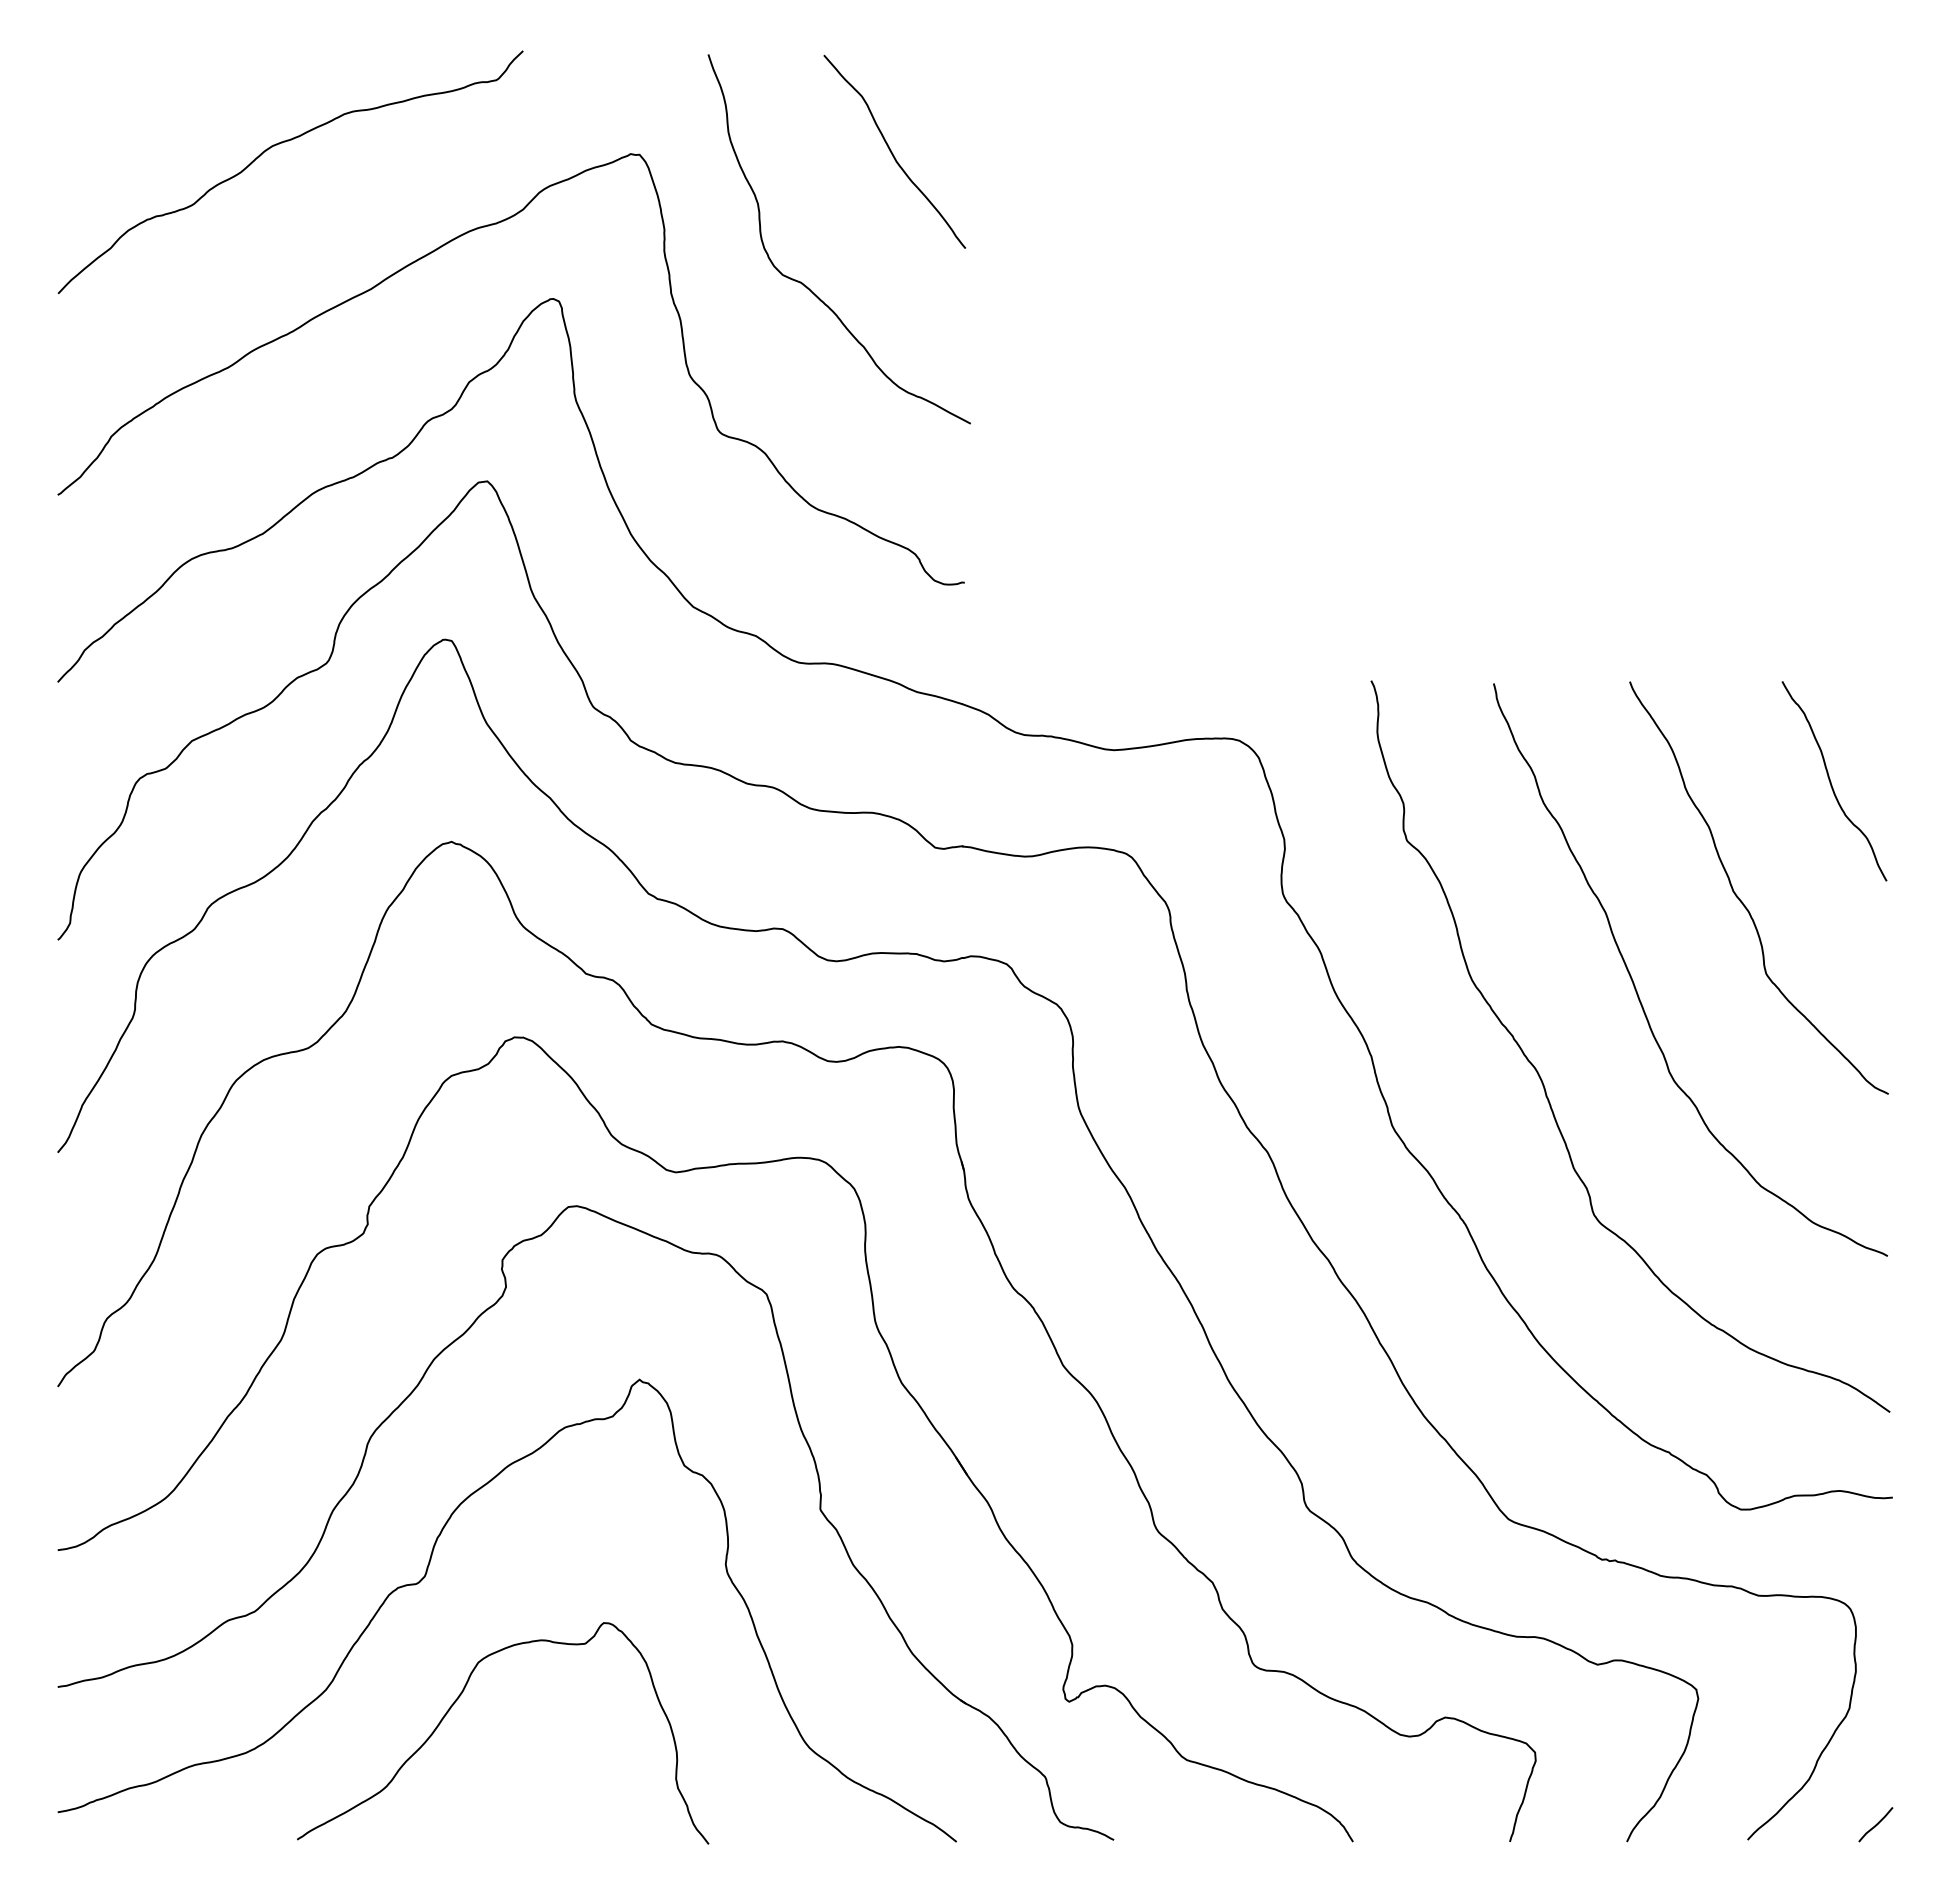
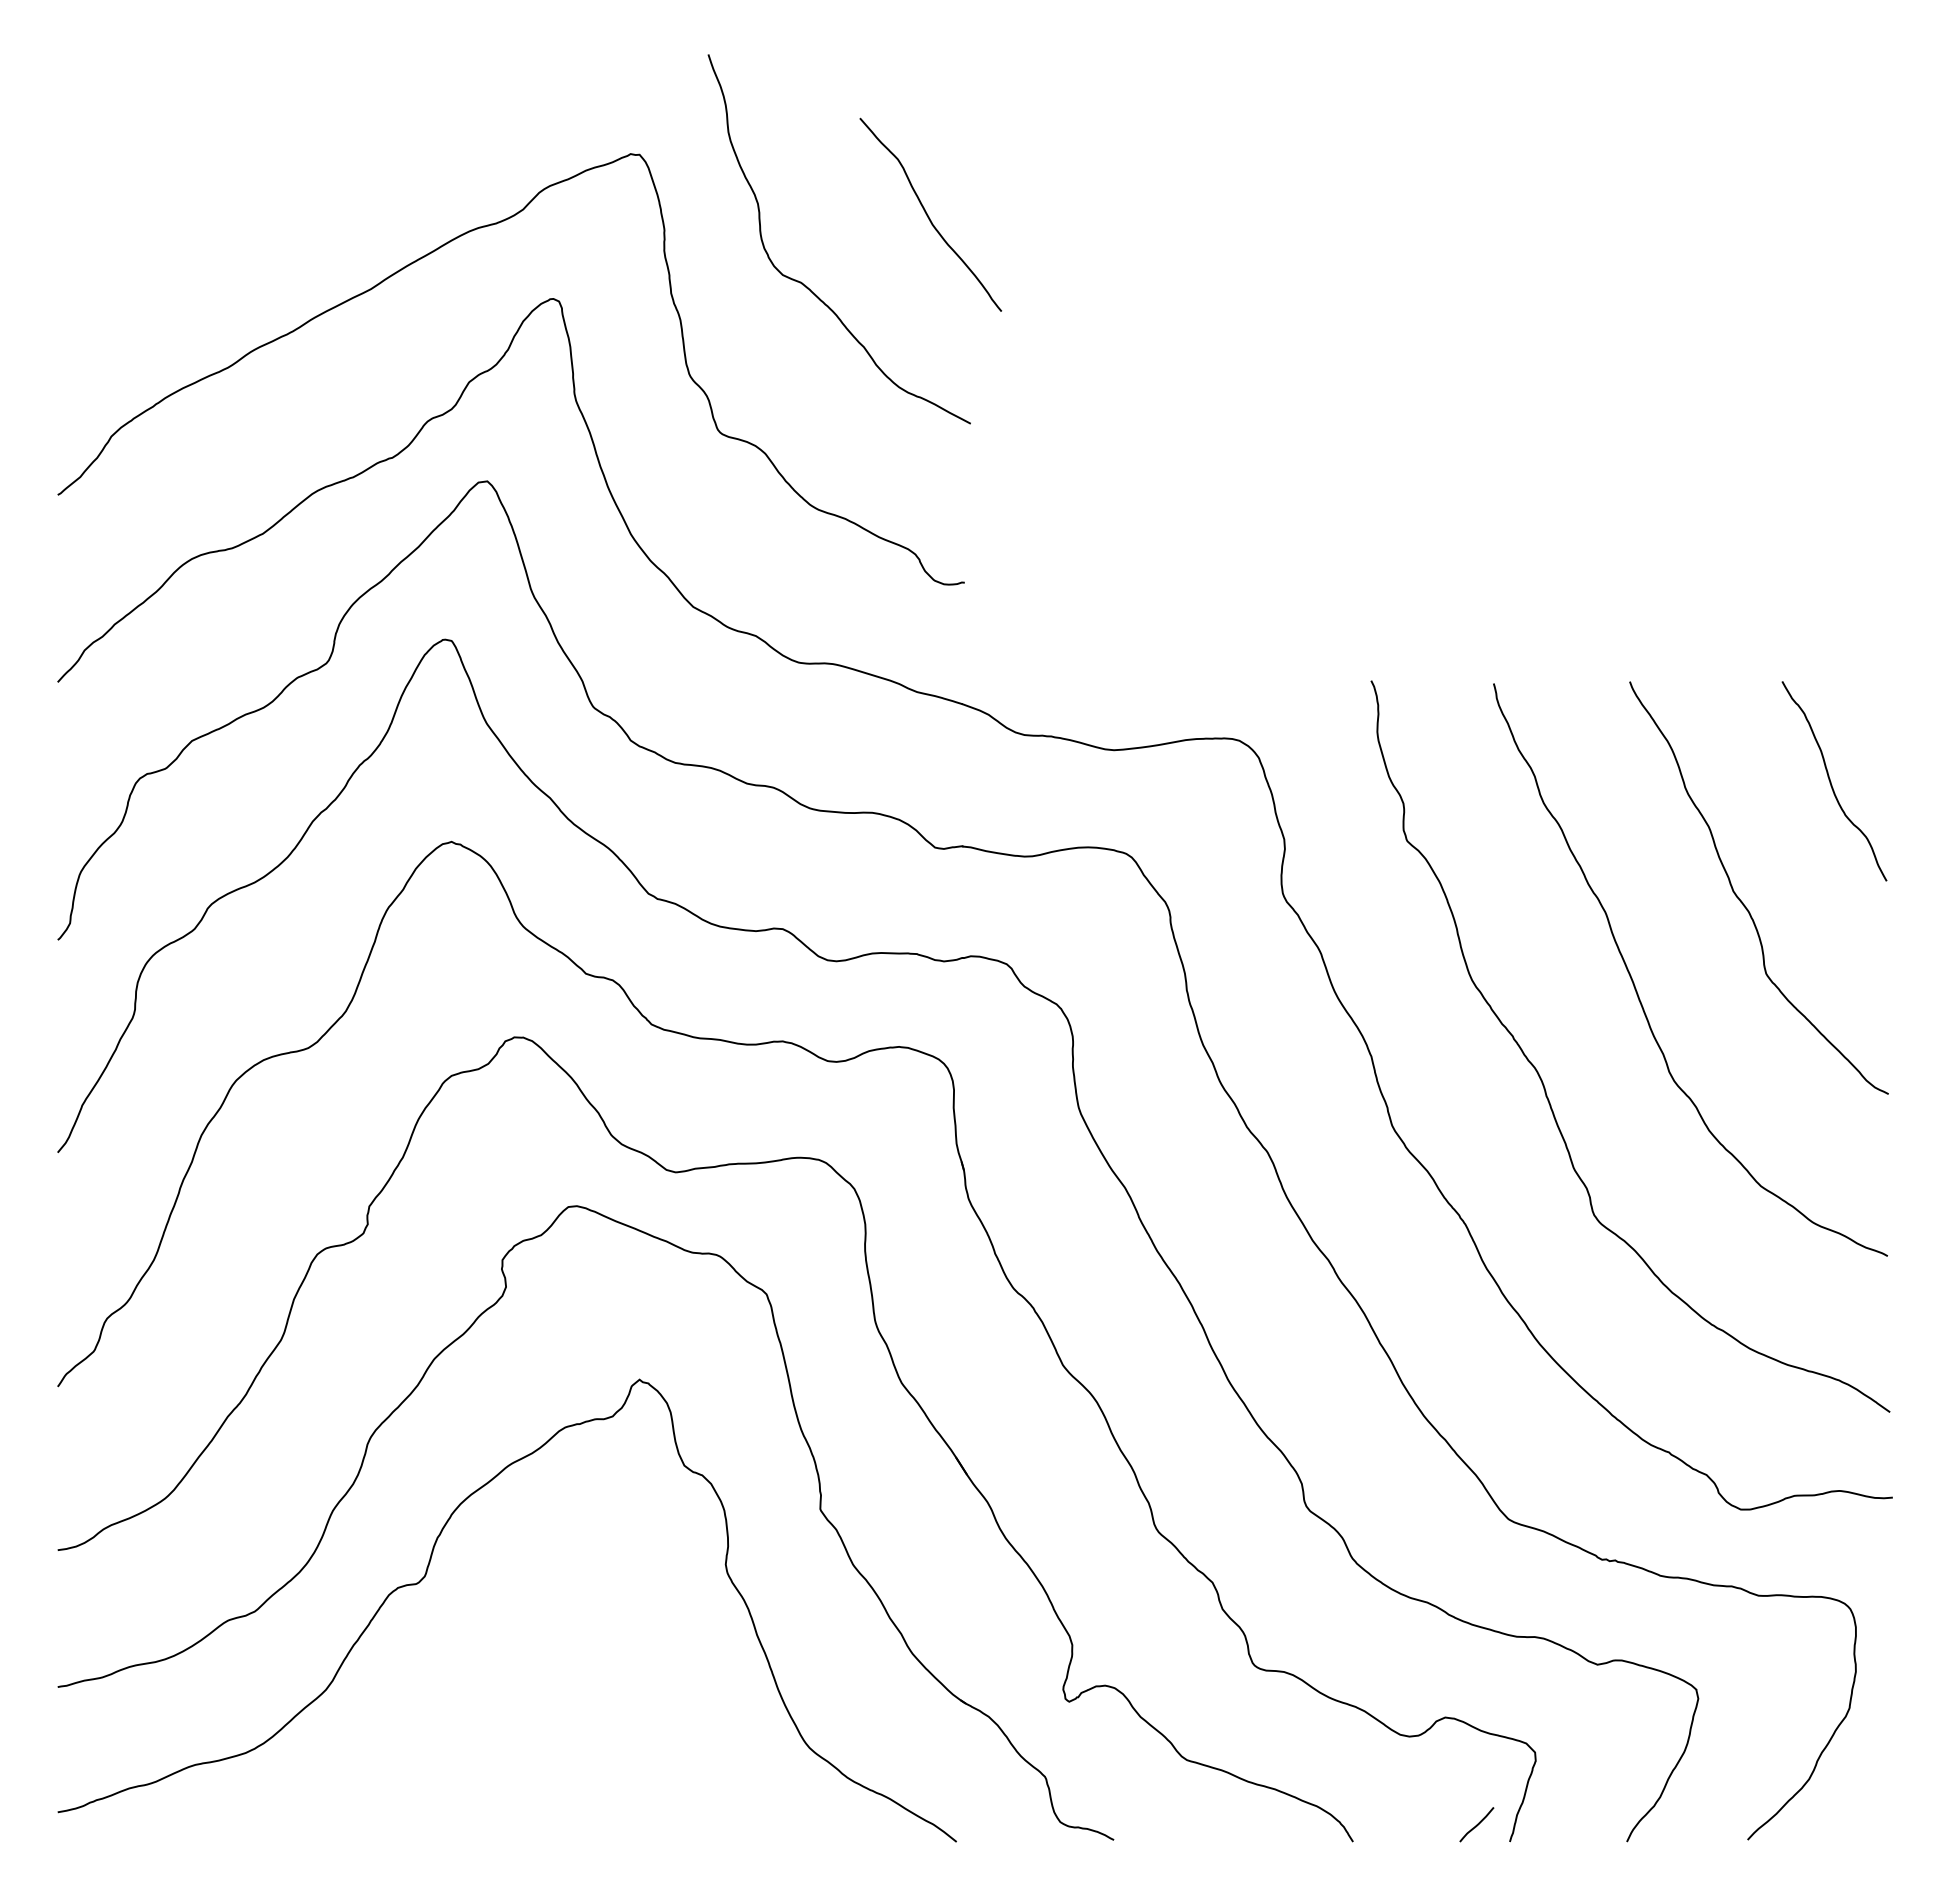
curve: present -> none (277, 145)
curve position: (892, 152) -> (928, 215) (928, 215)
curve: present -> none (458, 1699)
line position: (1875, 1824) -> (1476, 1824) (1476, 1824)
